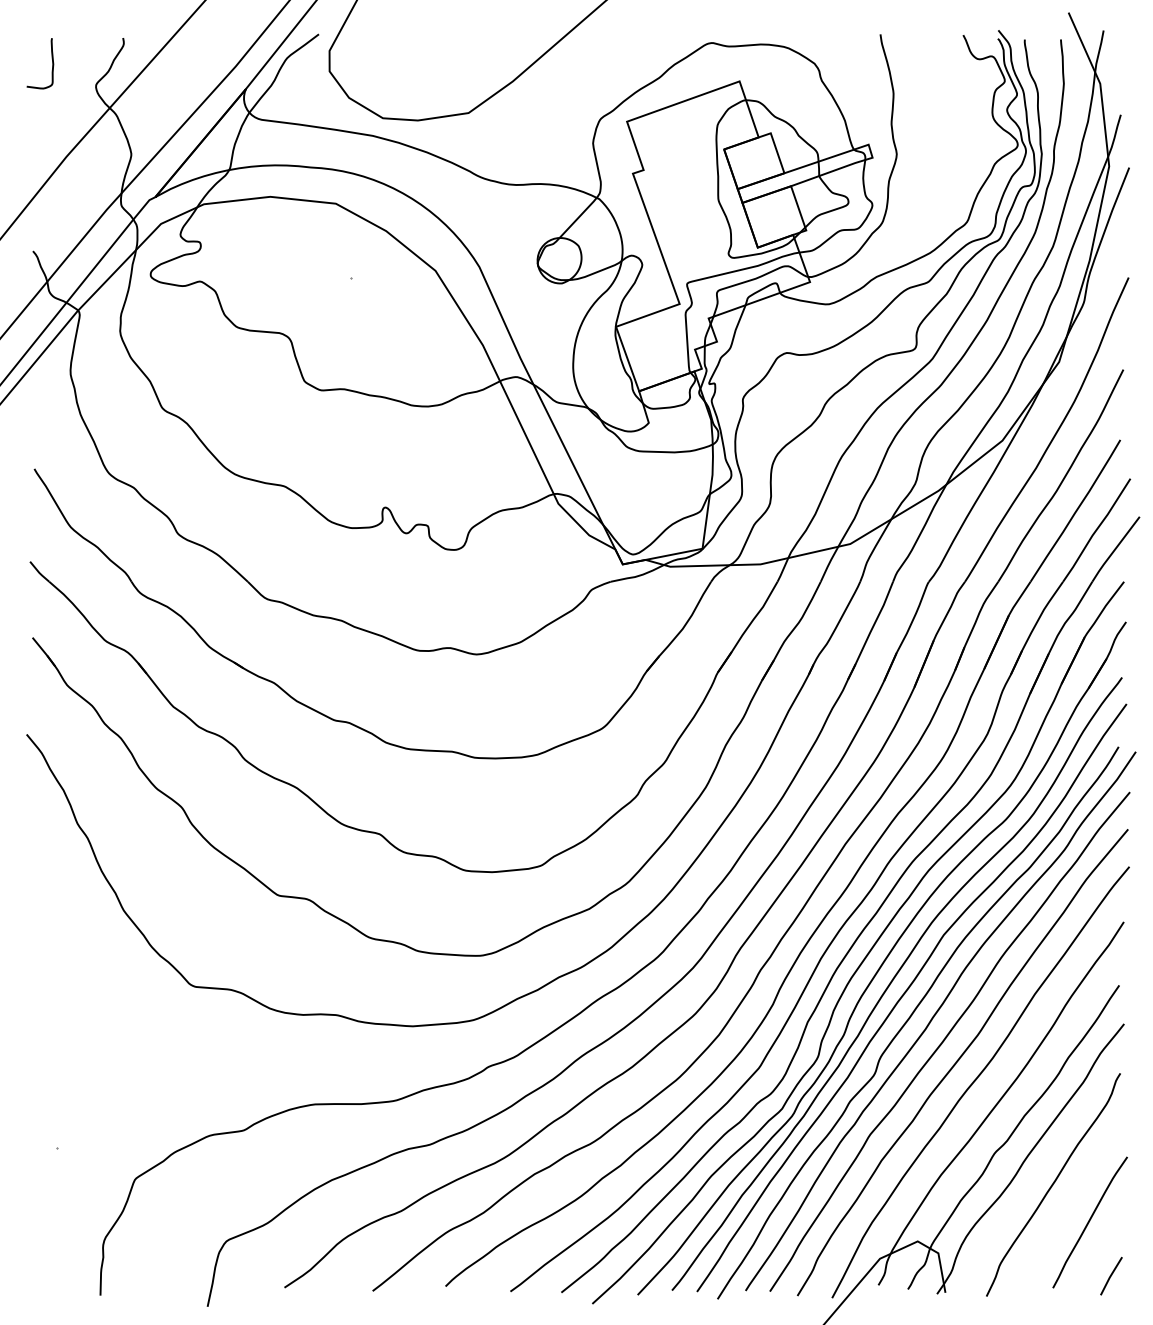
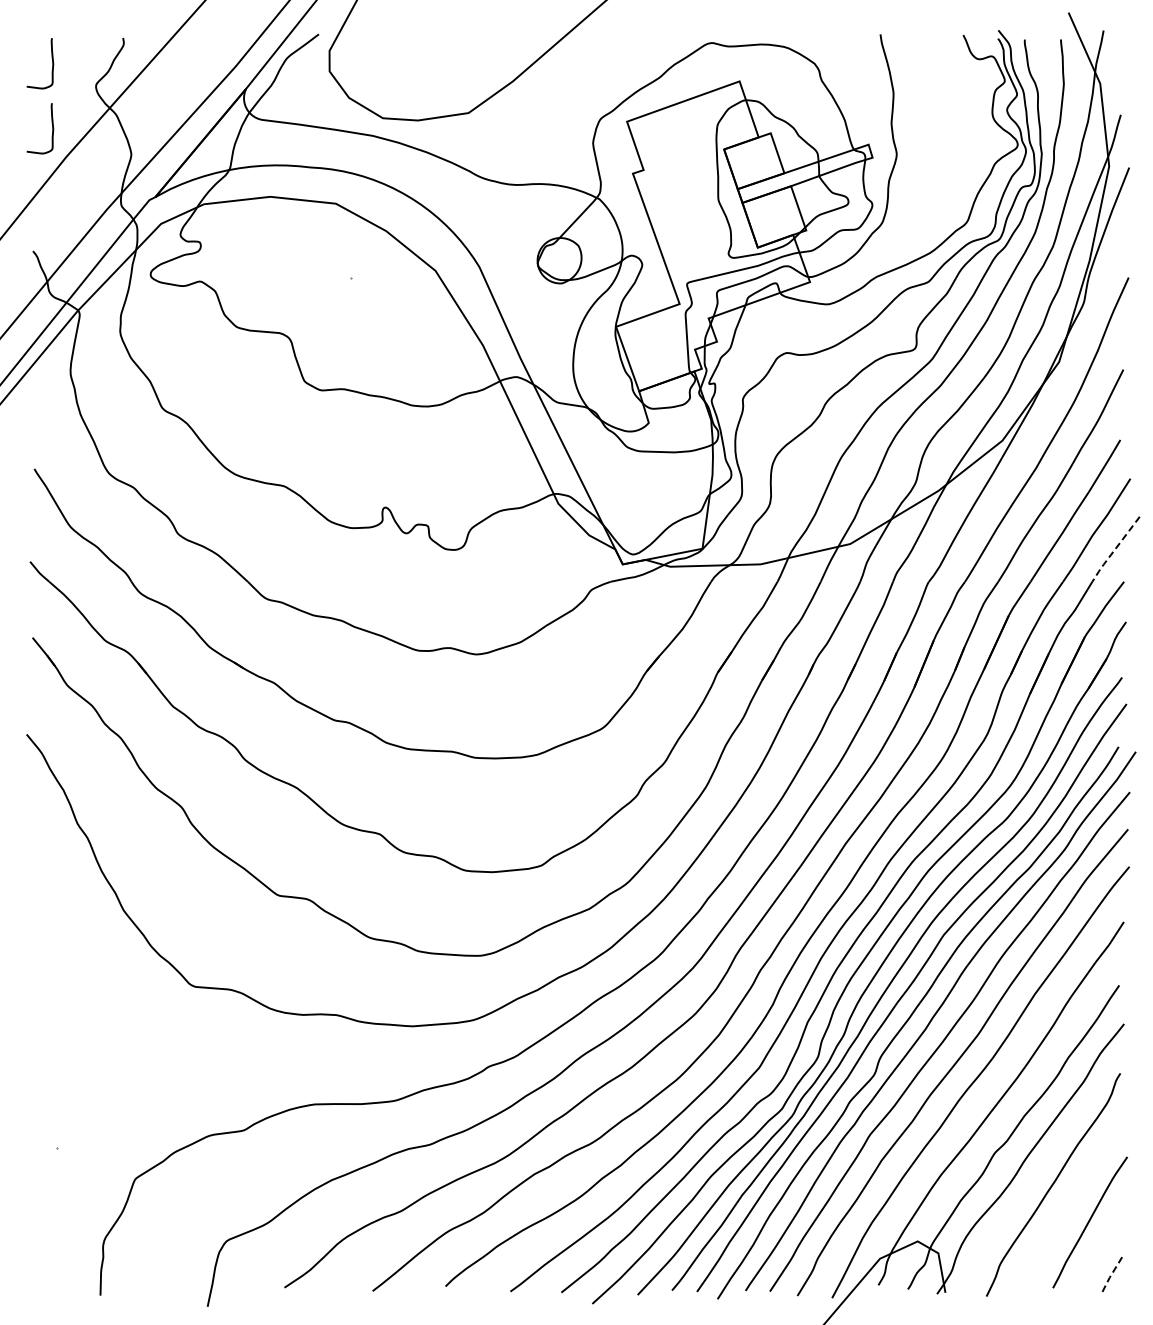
curve: none -> present (52, 128)
line: solid -> dashed (1114, 550)
line: solid -> dashed (1110, 1276)
